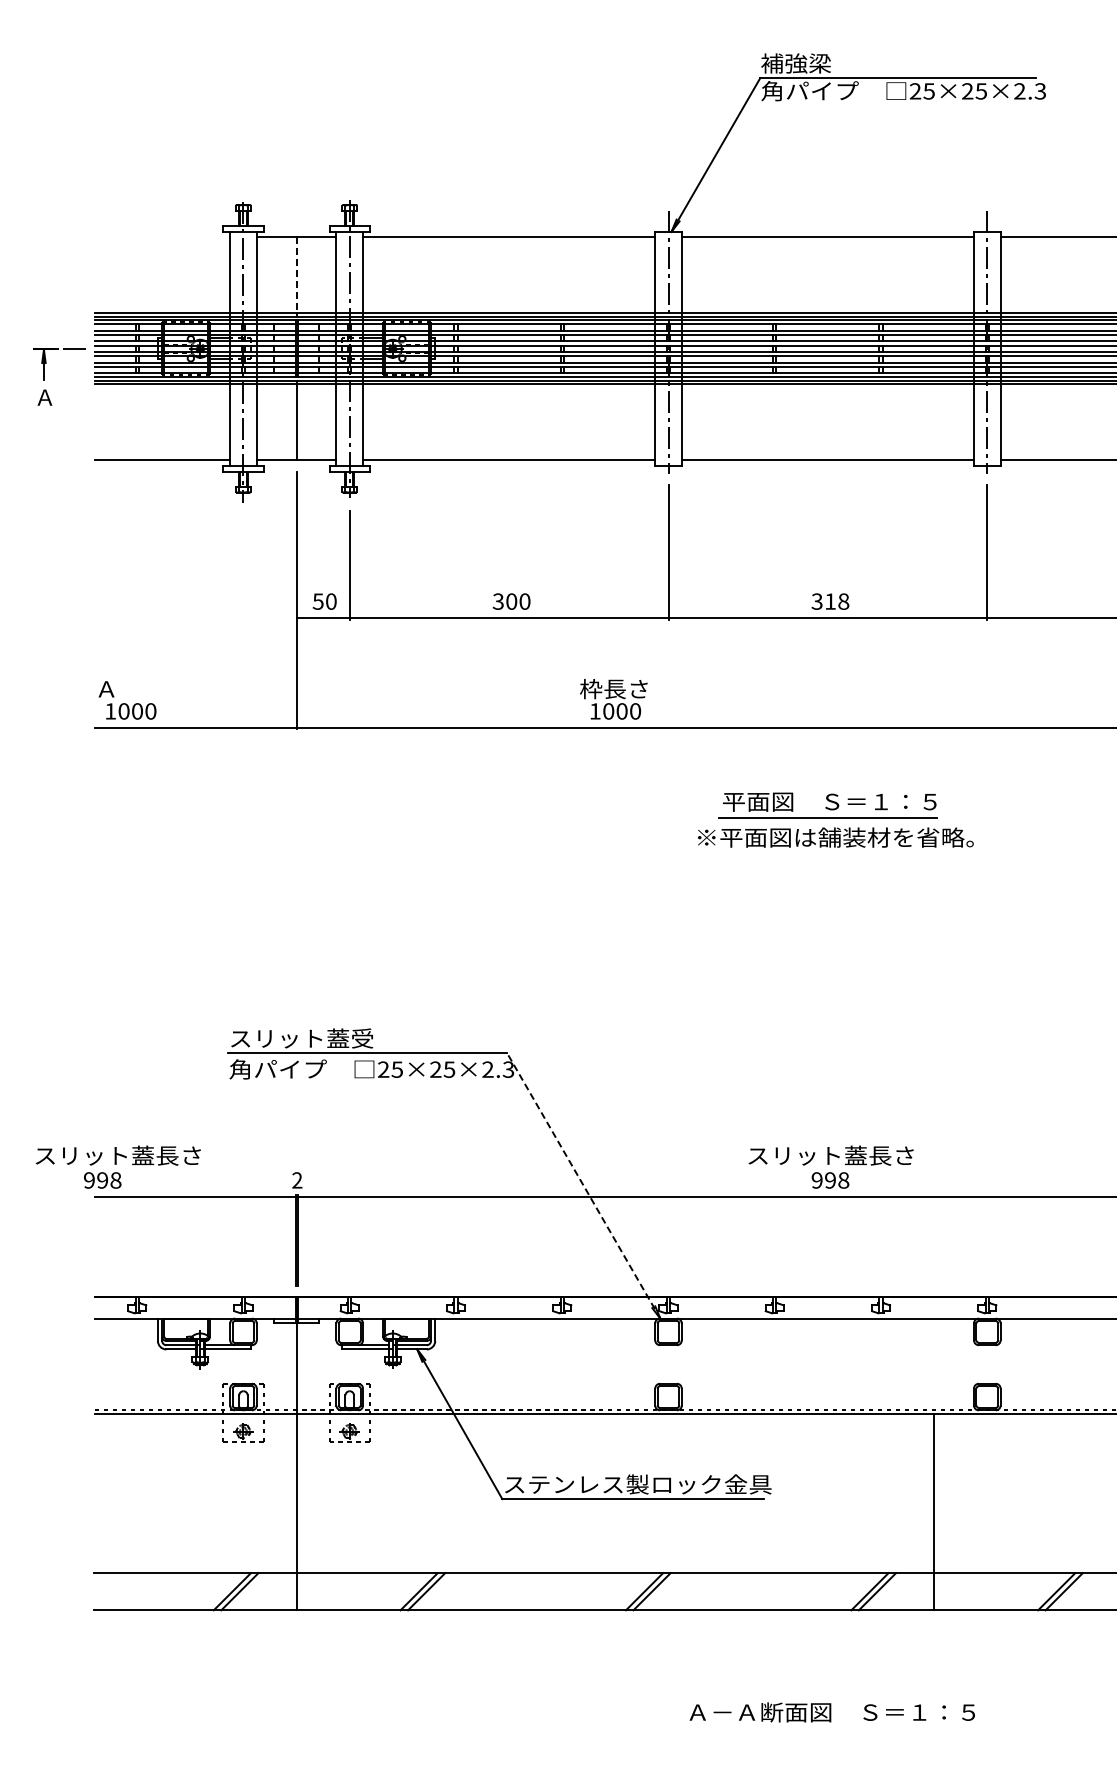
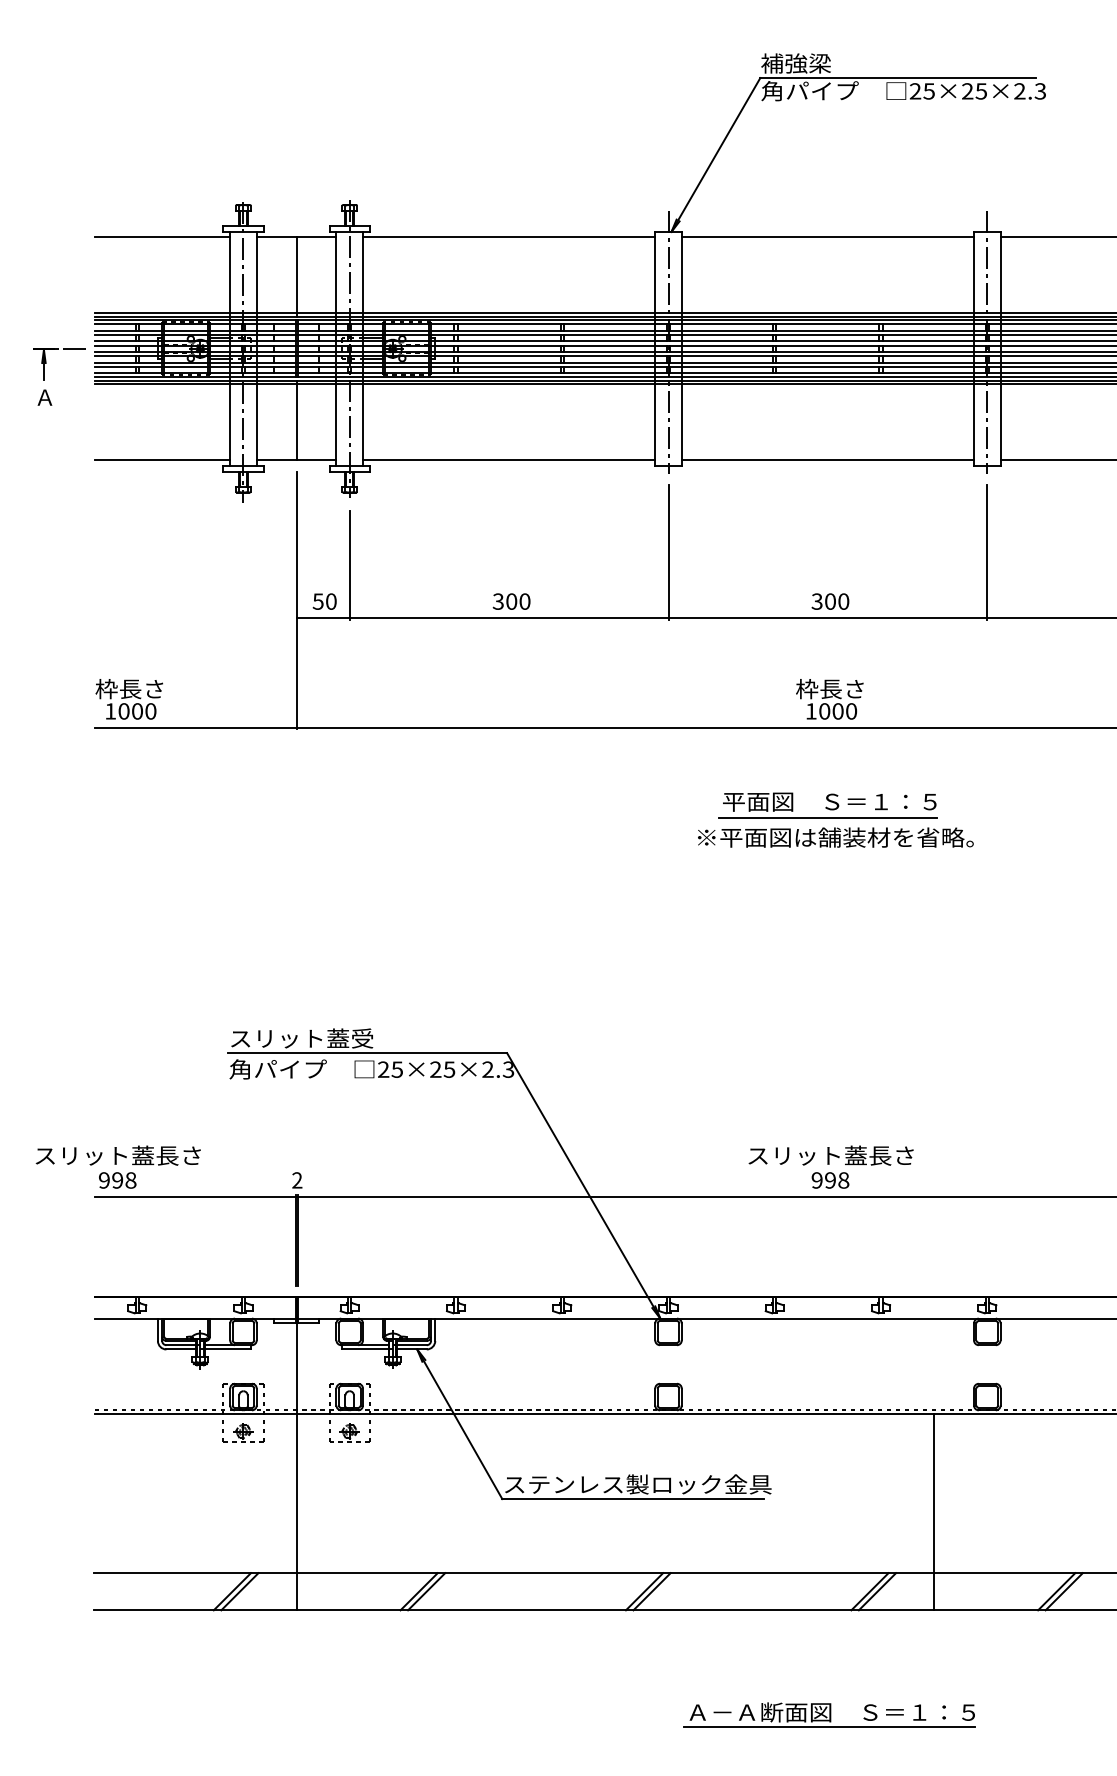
line: none -> present (162, 237)
line: dashed -> solid (296, 277)
text: 318 -> 300 (837, 601)
text: Ａ -> 枠長さ (129, 689)
text position: (613, 699) -> (829, 699) (829, 699)
text position: (102, 1180) -> (117, 1180) (117, 1180)
line: dashed -> solid (583, 1185)
line: none -> present (828, 1726)
